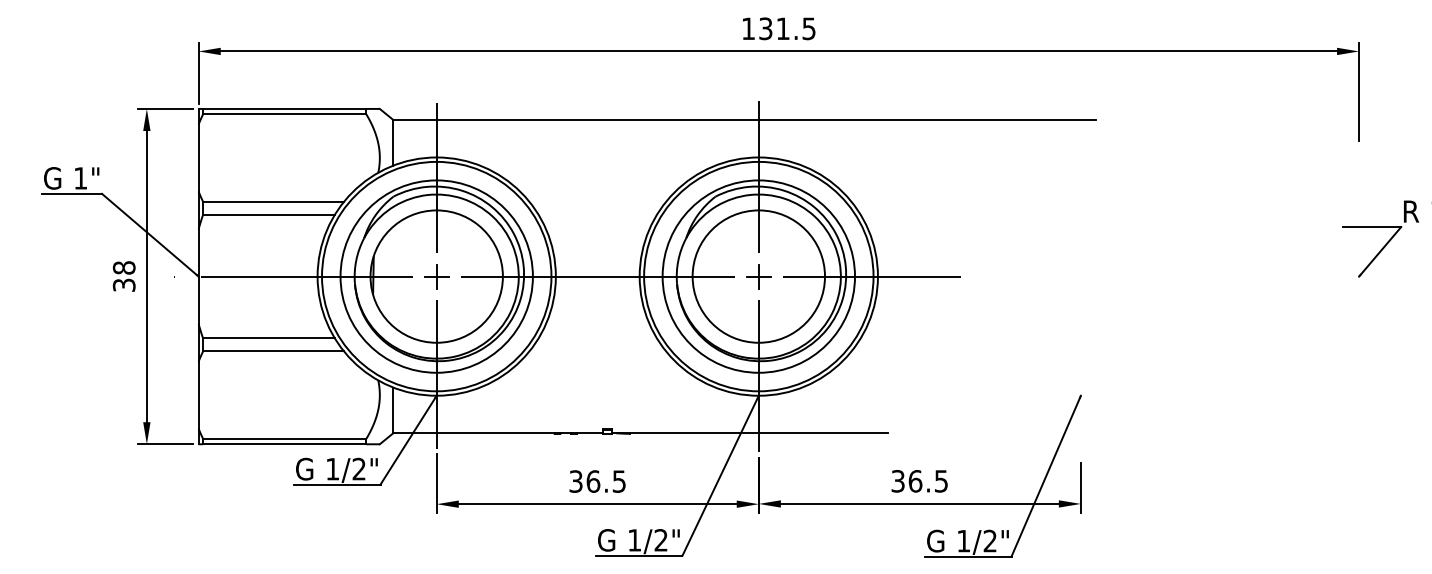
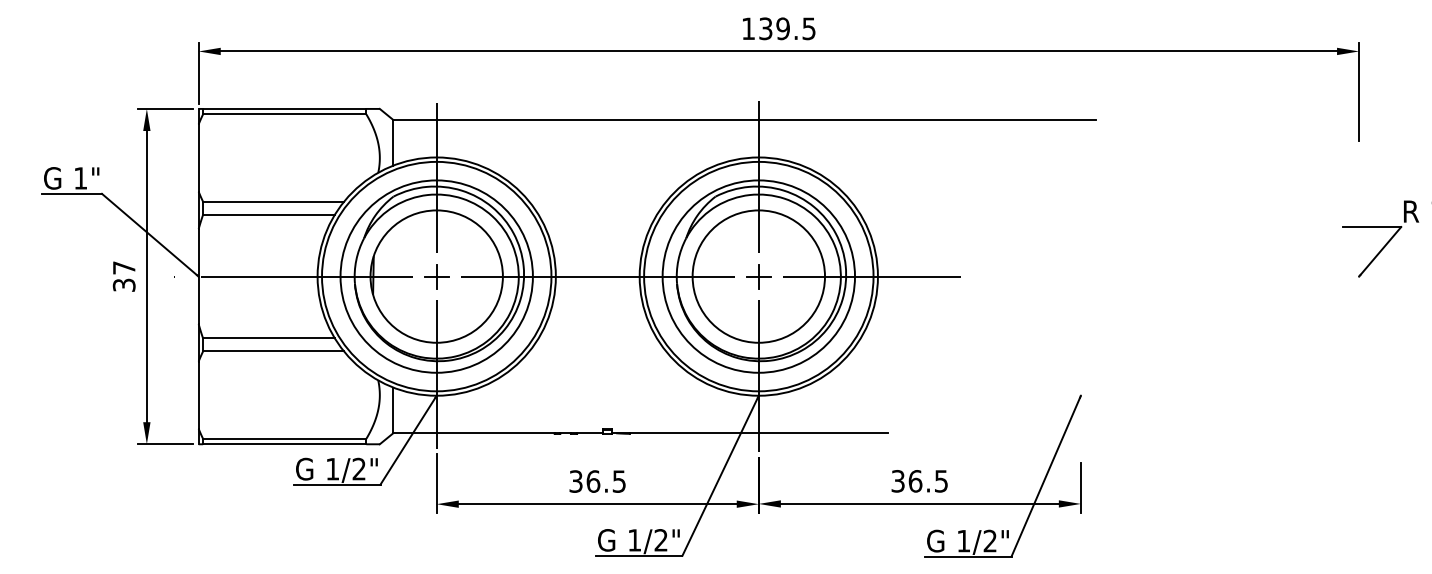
text: 131.5 -> 139.5 (782, 28)
text: 38 -> 37 (123, 267)
